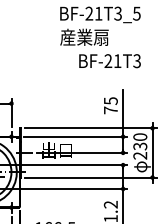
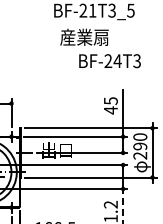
text position: (100, 14) -> (94, 11) (94, 11)
text: BF-21T3 -> BF-24T3 (117, 60)
text: 75 -> 45 (110, 110)
text: 230 -> 290 (140, 146)
line: solid -> dashed (123, 205)
